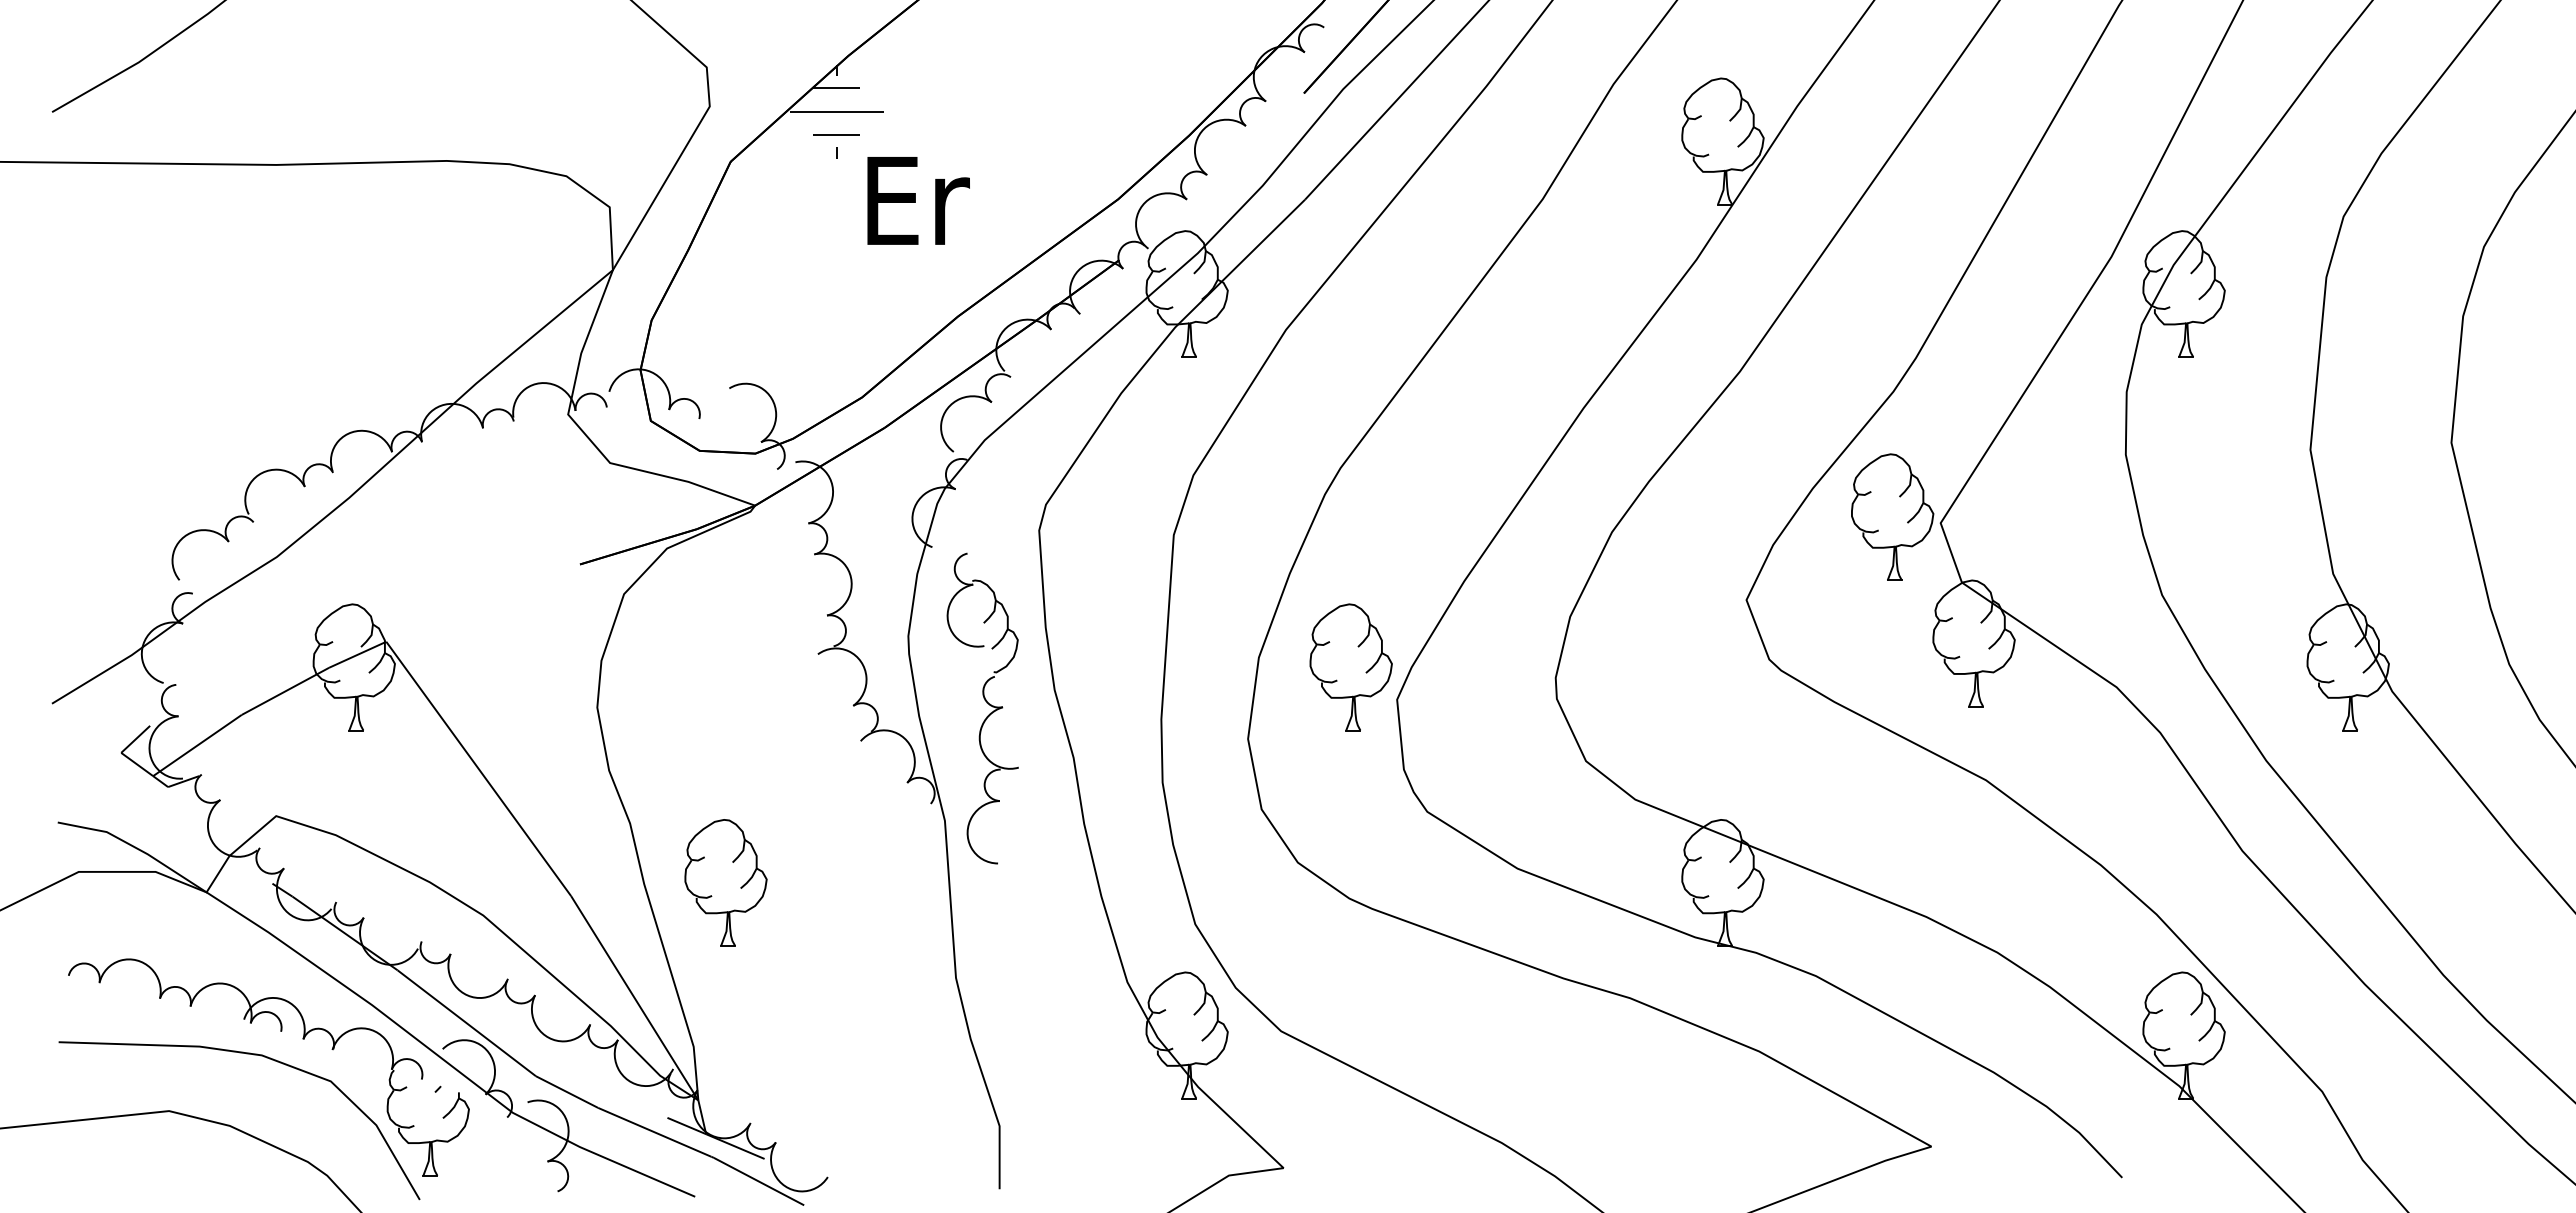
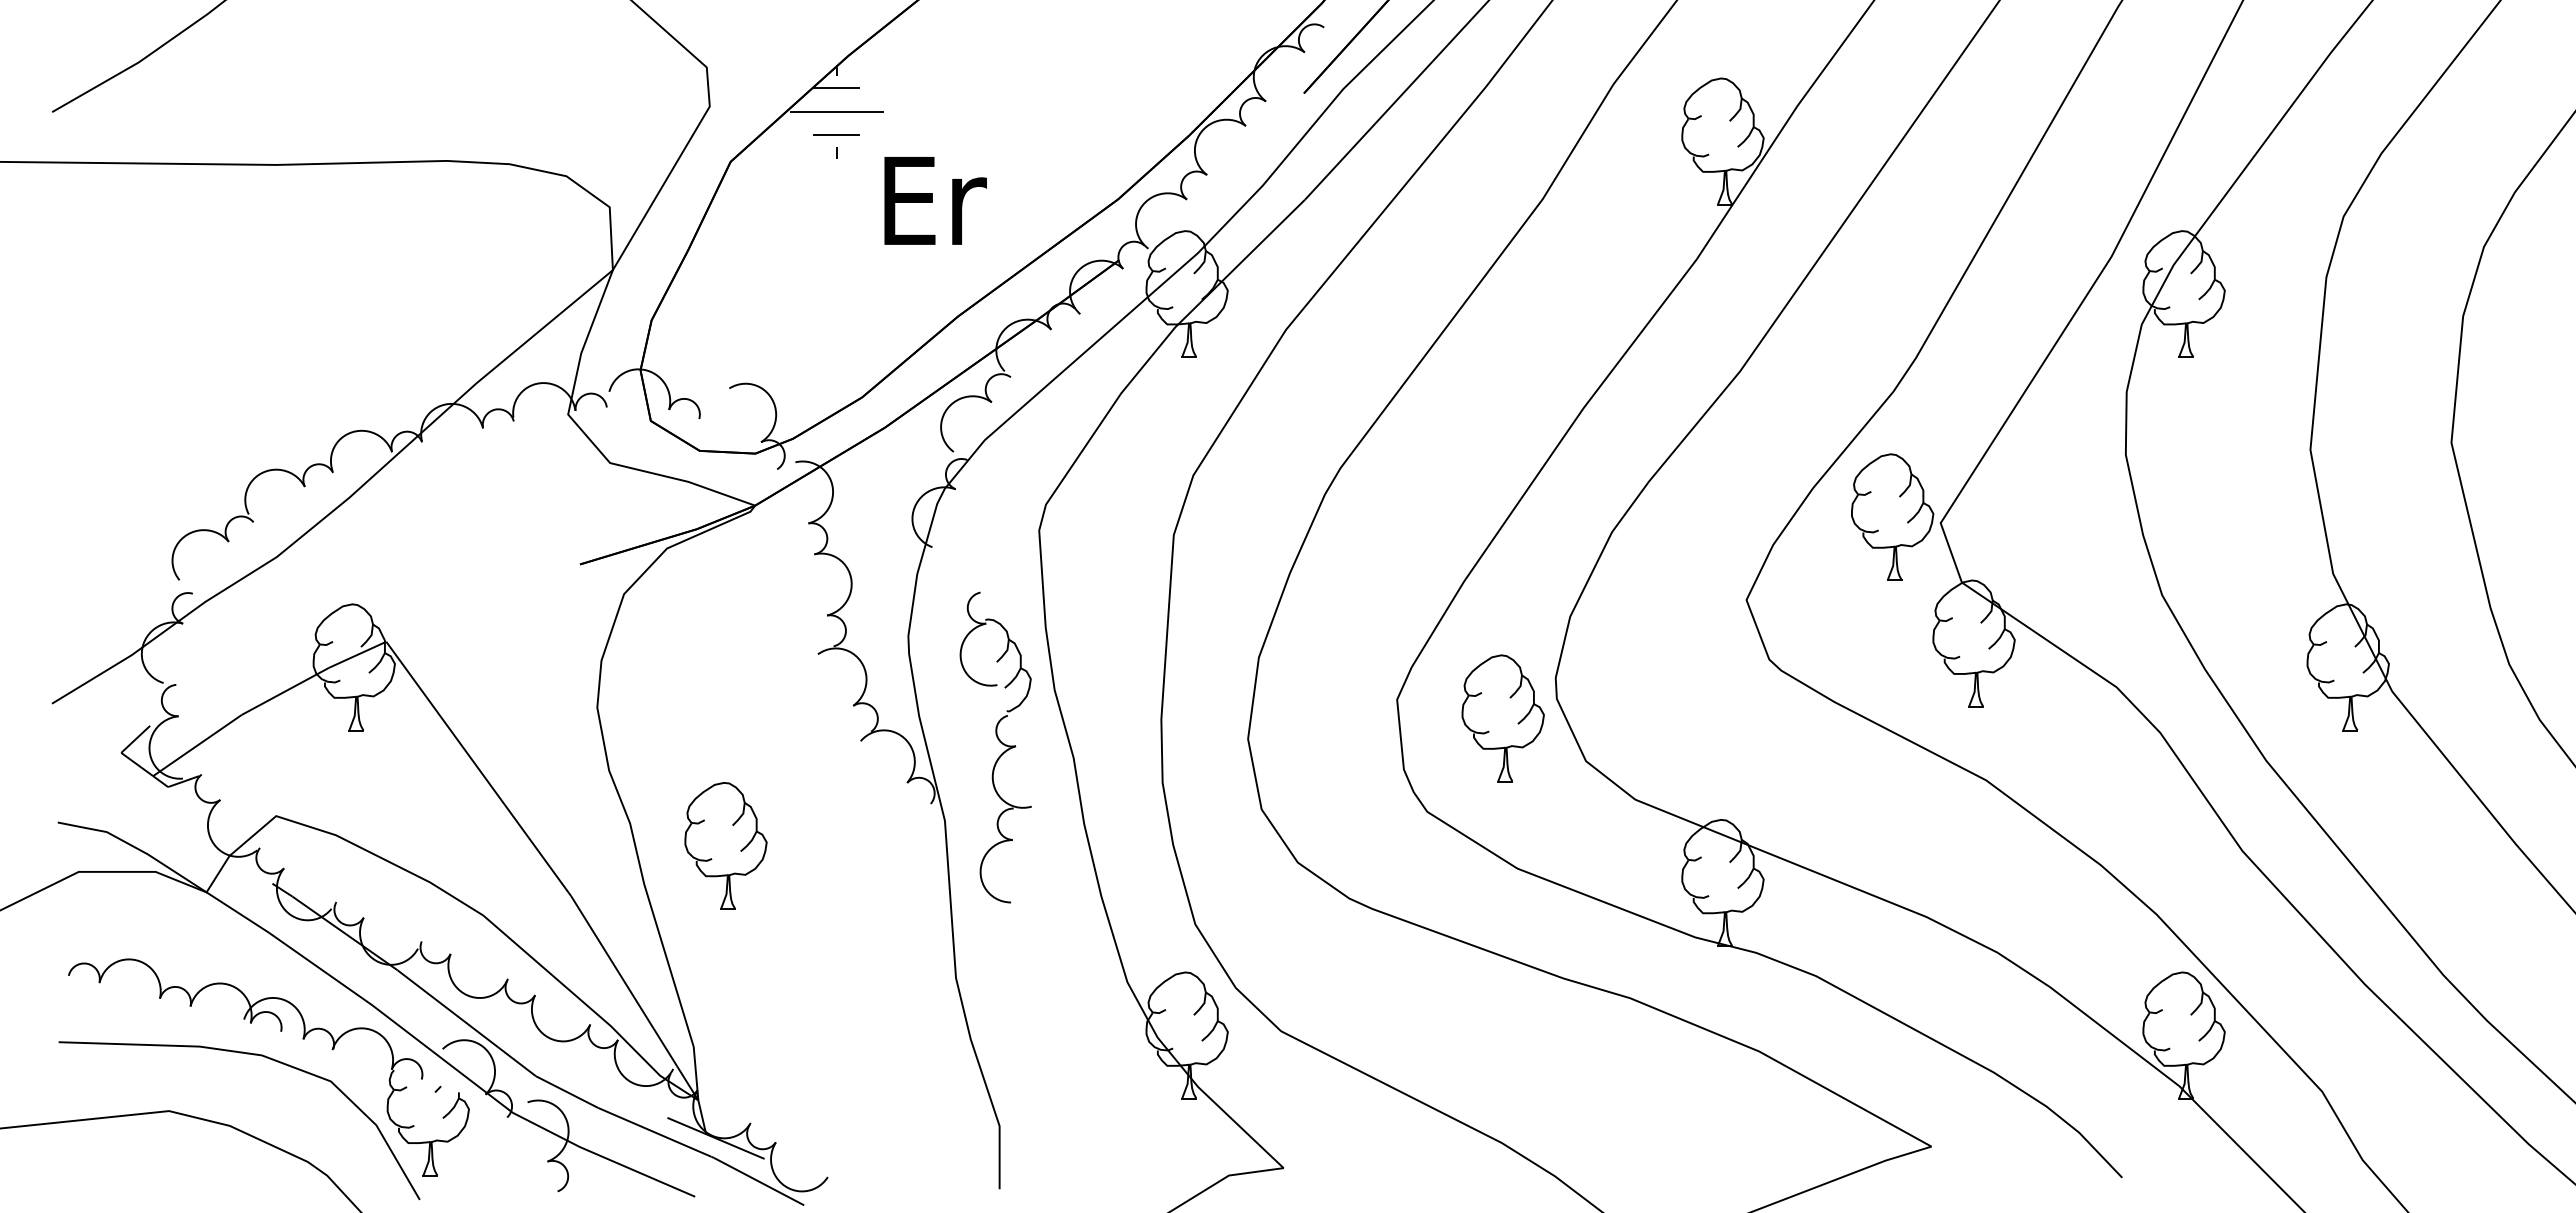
text position: (918, 200) -> (935, 200) (935, 200)
part position: (1350, 667) -> (1502, 718) (1502, 718)
part position: (987, 703) -> (1000, 742) (1000, 742)
part position: (725, 882) -> (725, 845) (725, 845)
